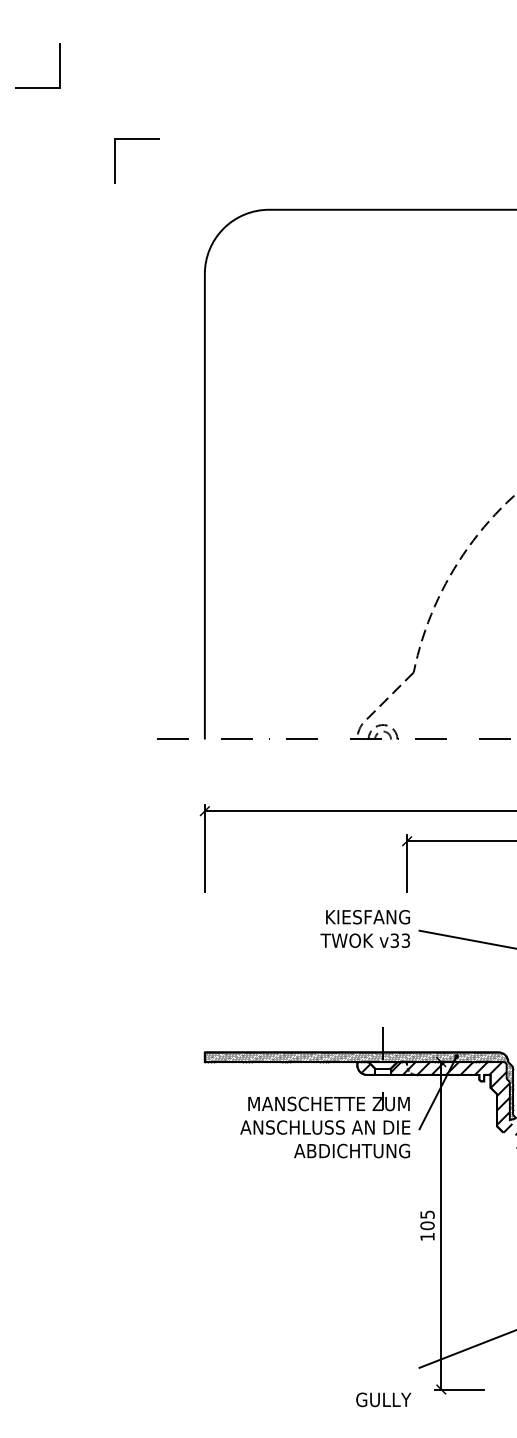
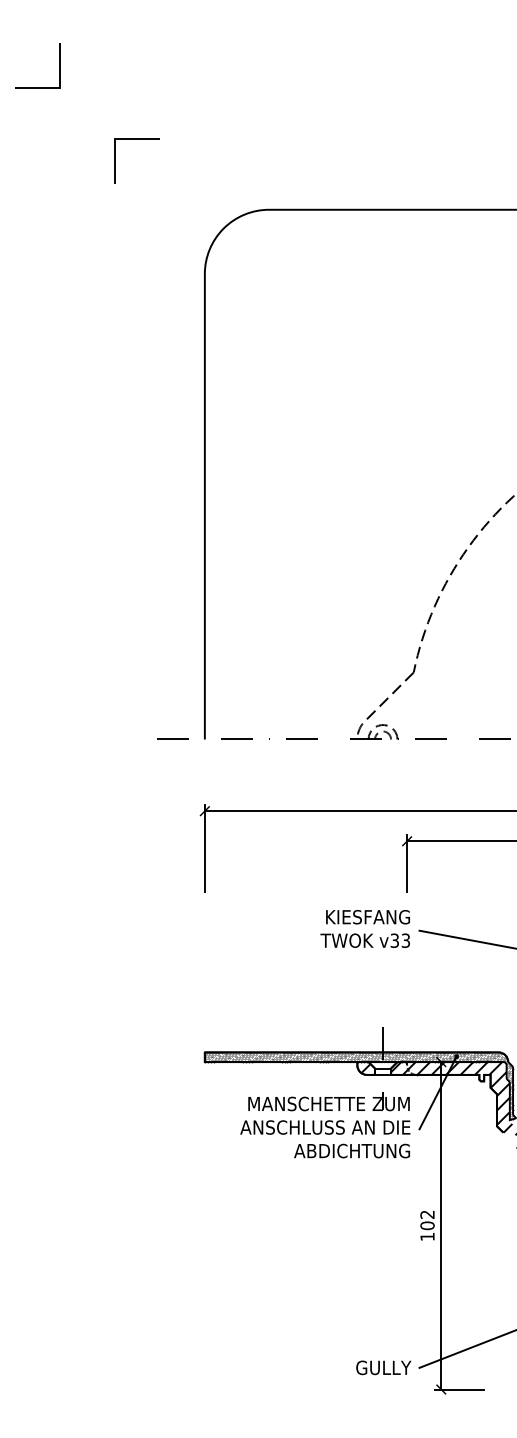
text: 105 -> 102 (427, 1214)
text position: (383, 1399) -> (383, 1367) (383, 1367)
